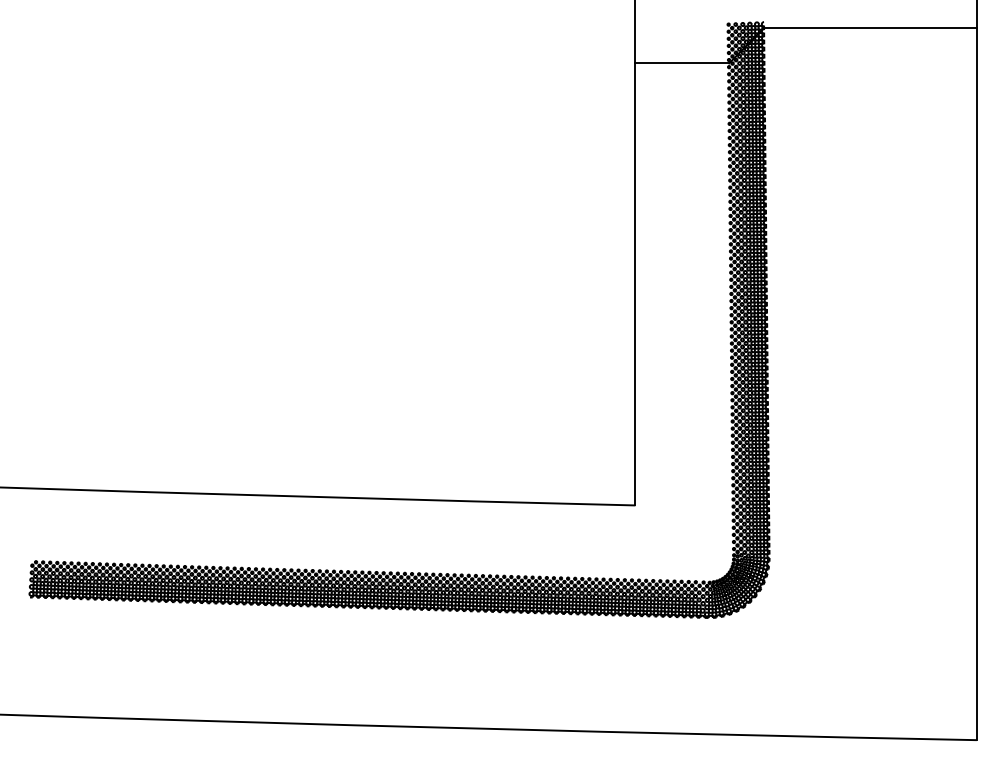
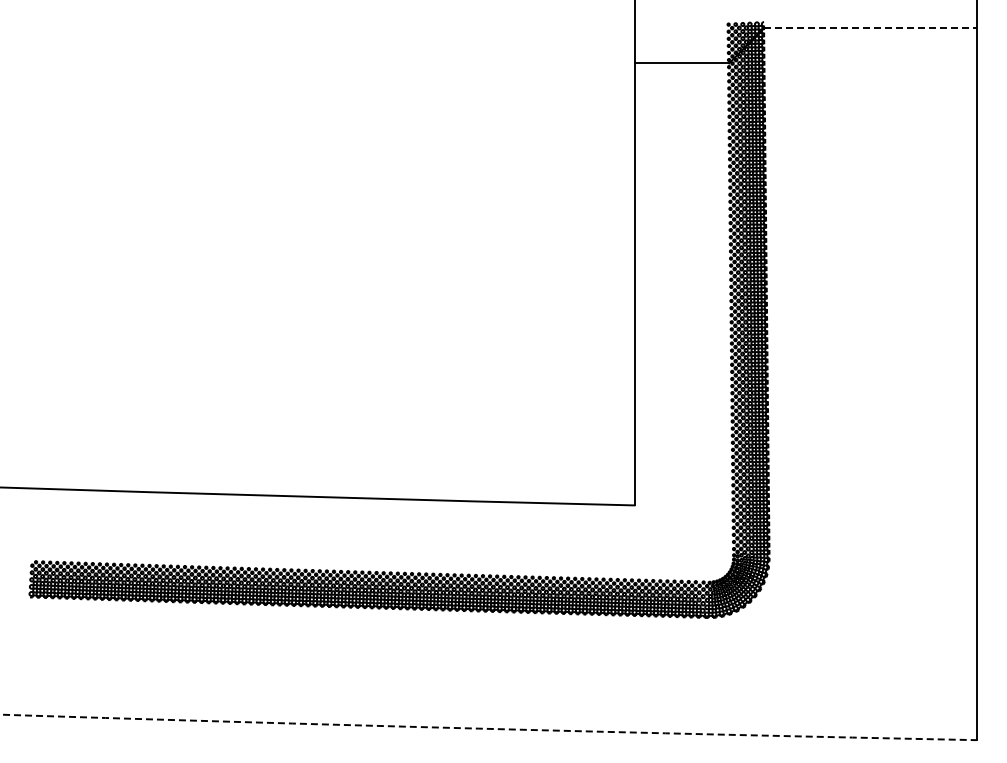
line: solid -> dashed (870, 27)
arc: solid -> dashed (488, 728)
